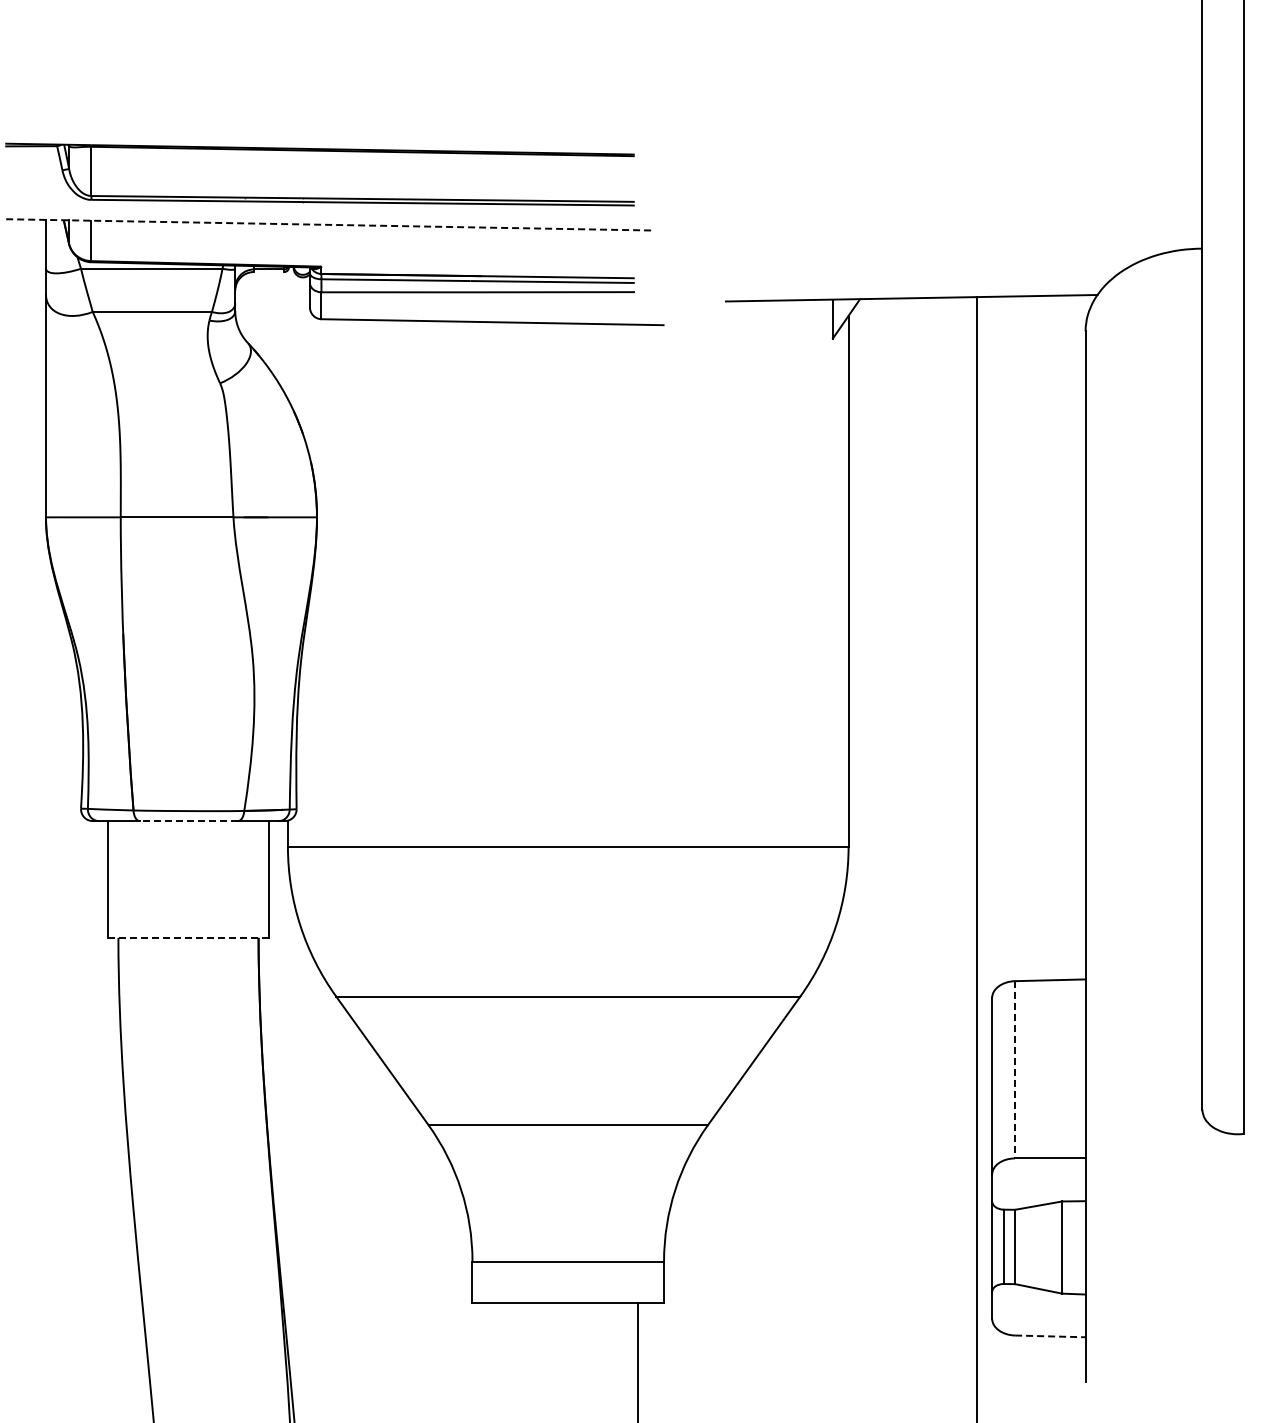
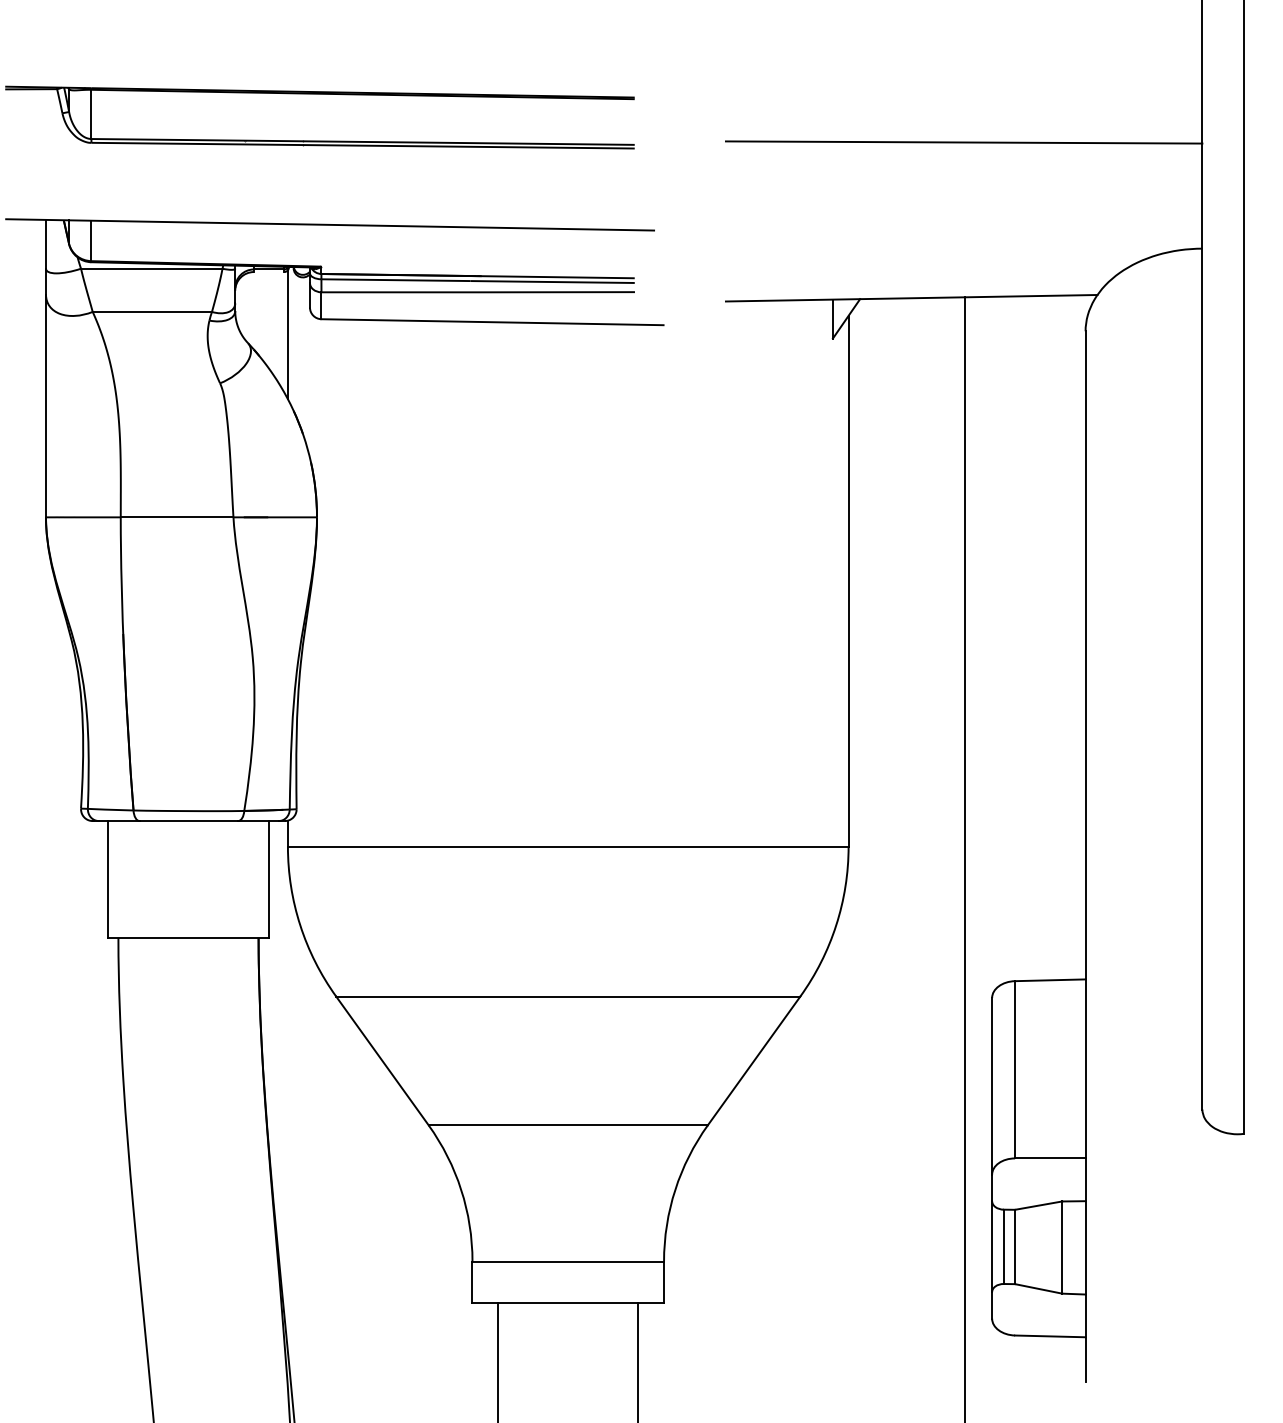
line: none -> present (963, 142)
part position: (319, 151) -> (319, 94) (319, 94)
line: dashed -> solid (330, 224)
line: none -> present (287, 334)
line: dashed -> solid (188, 821)
line position: (977, 858) -> (965, 858) (965, 858)
line: dashed -> solid (188, 937)
line: dashed -> solid (1015, 1069)
line: dashed -> solid (1050, 1336)
line: none -> present (498, 1361)
